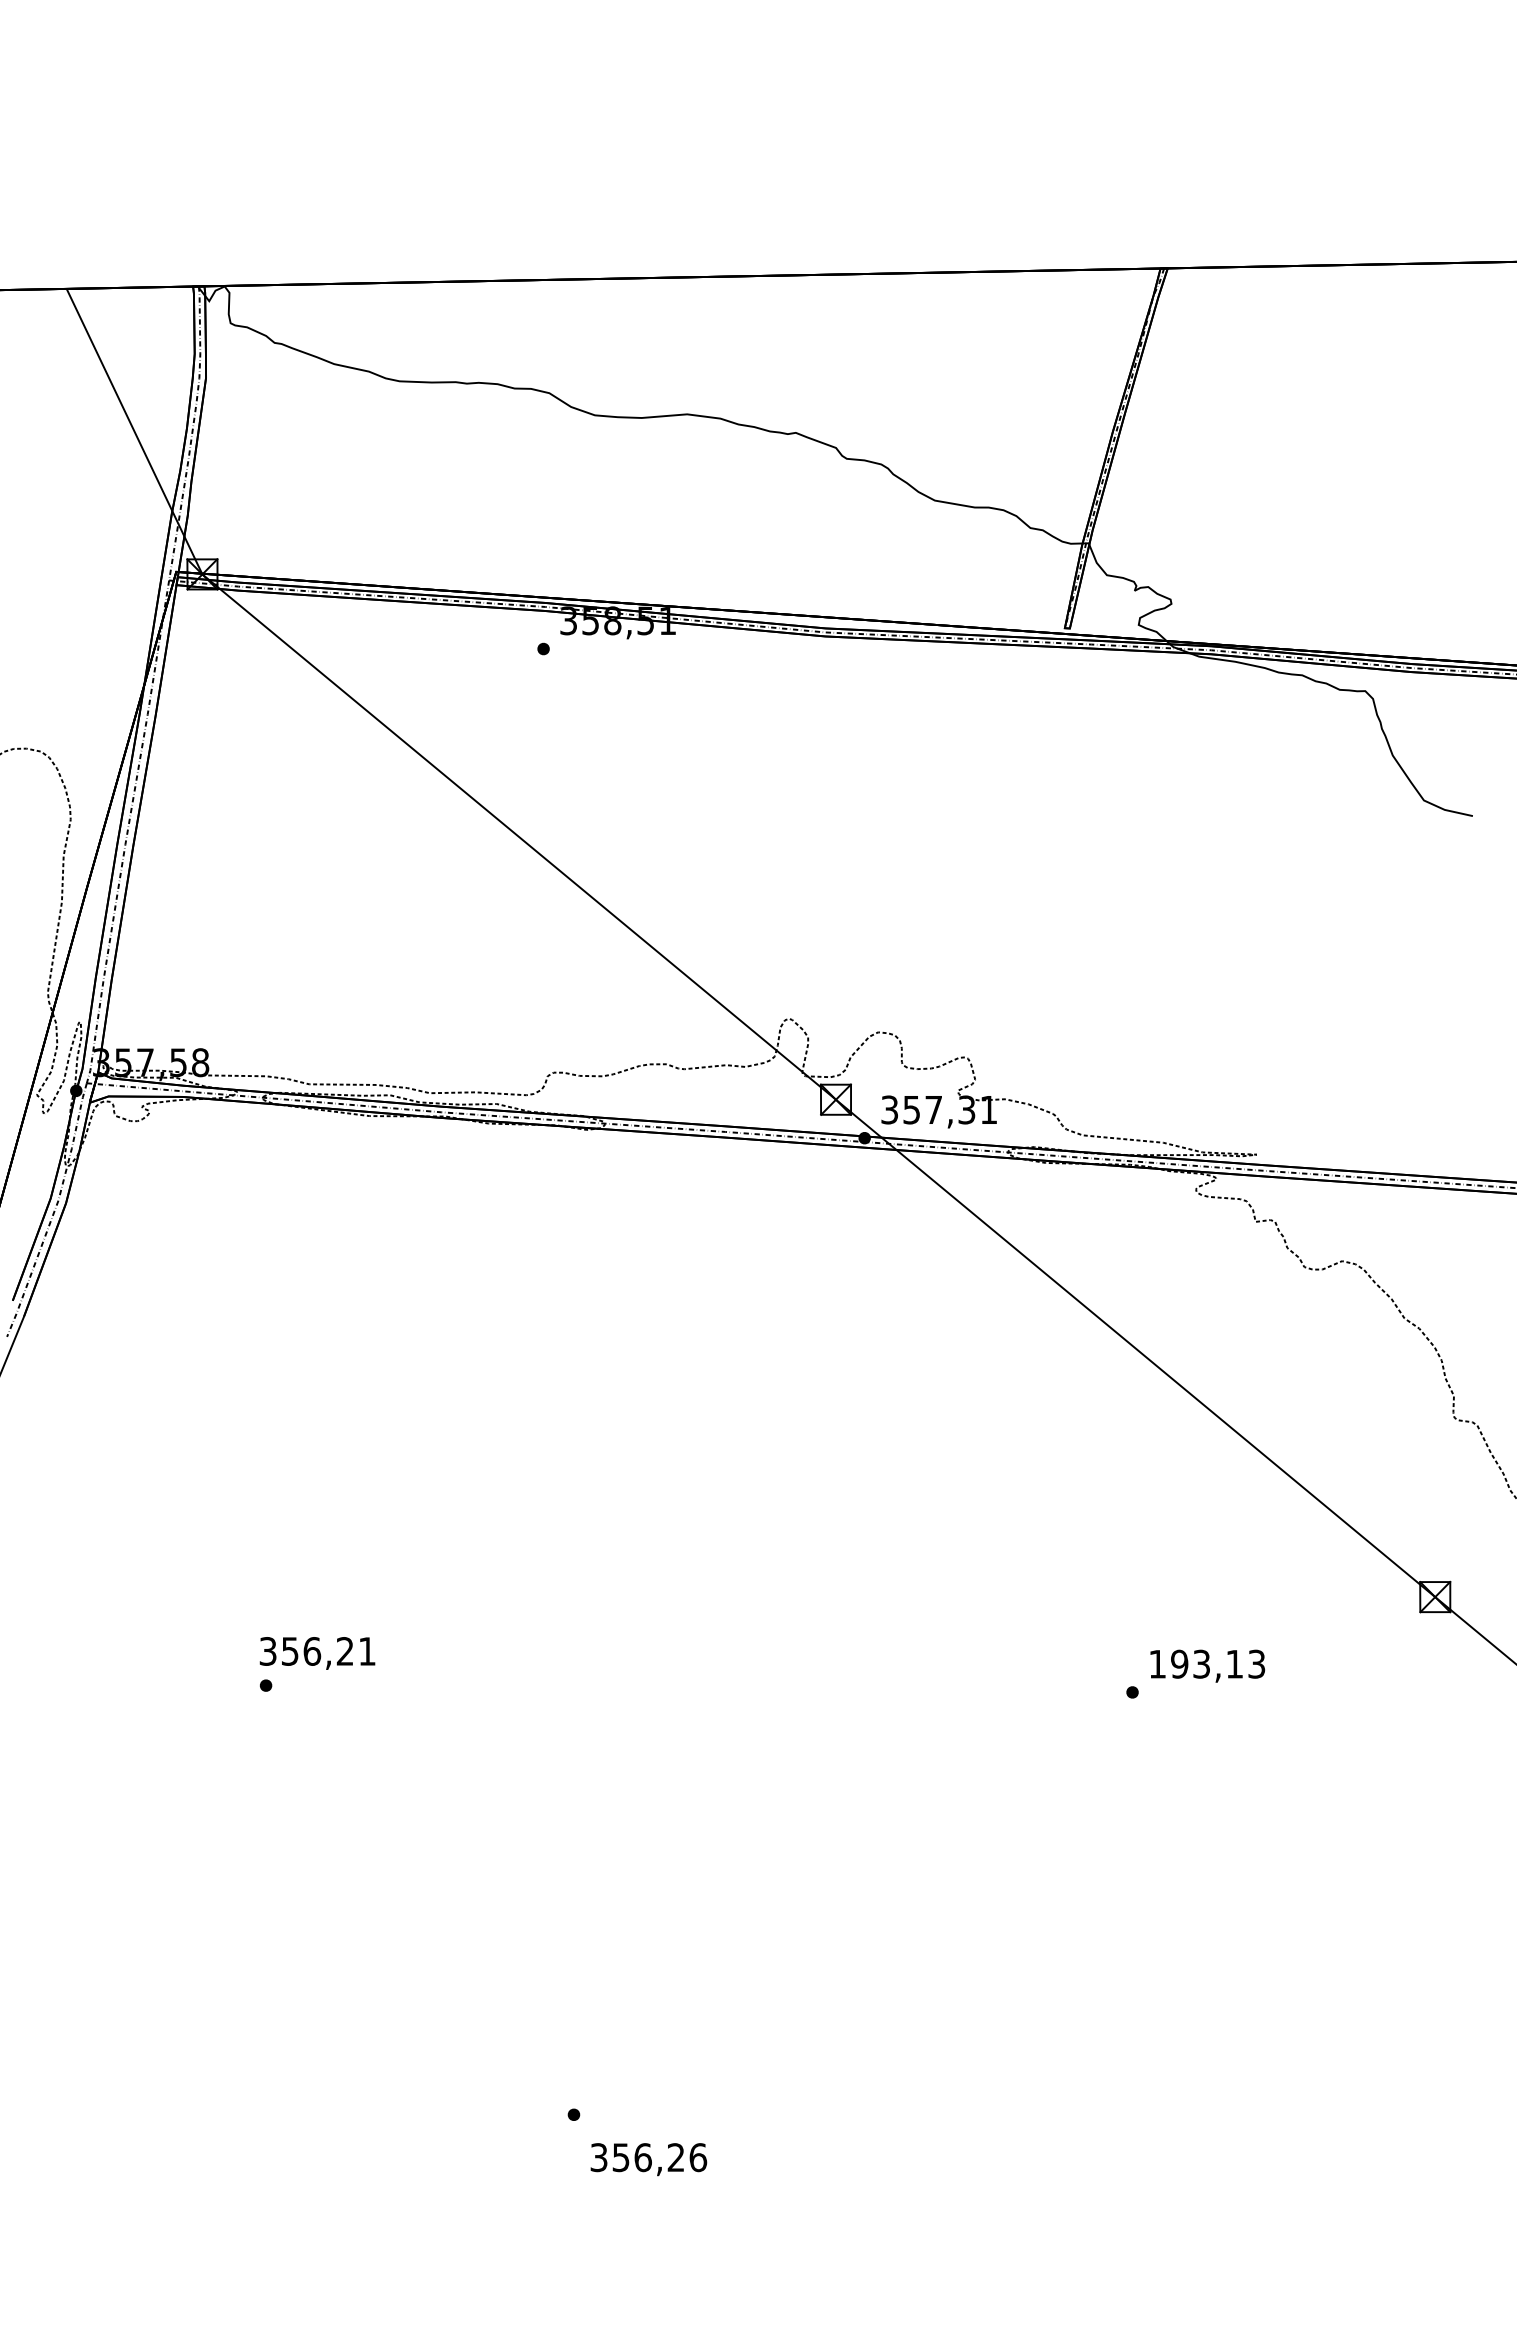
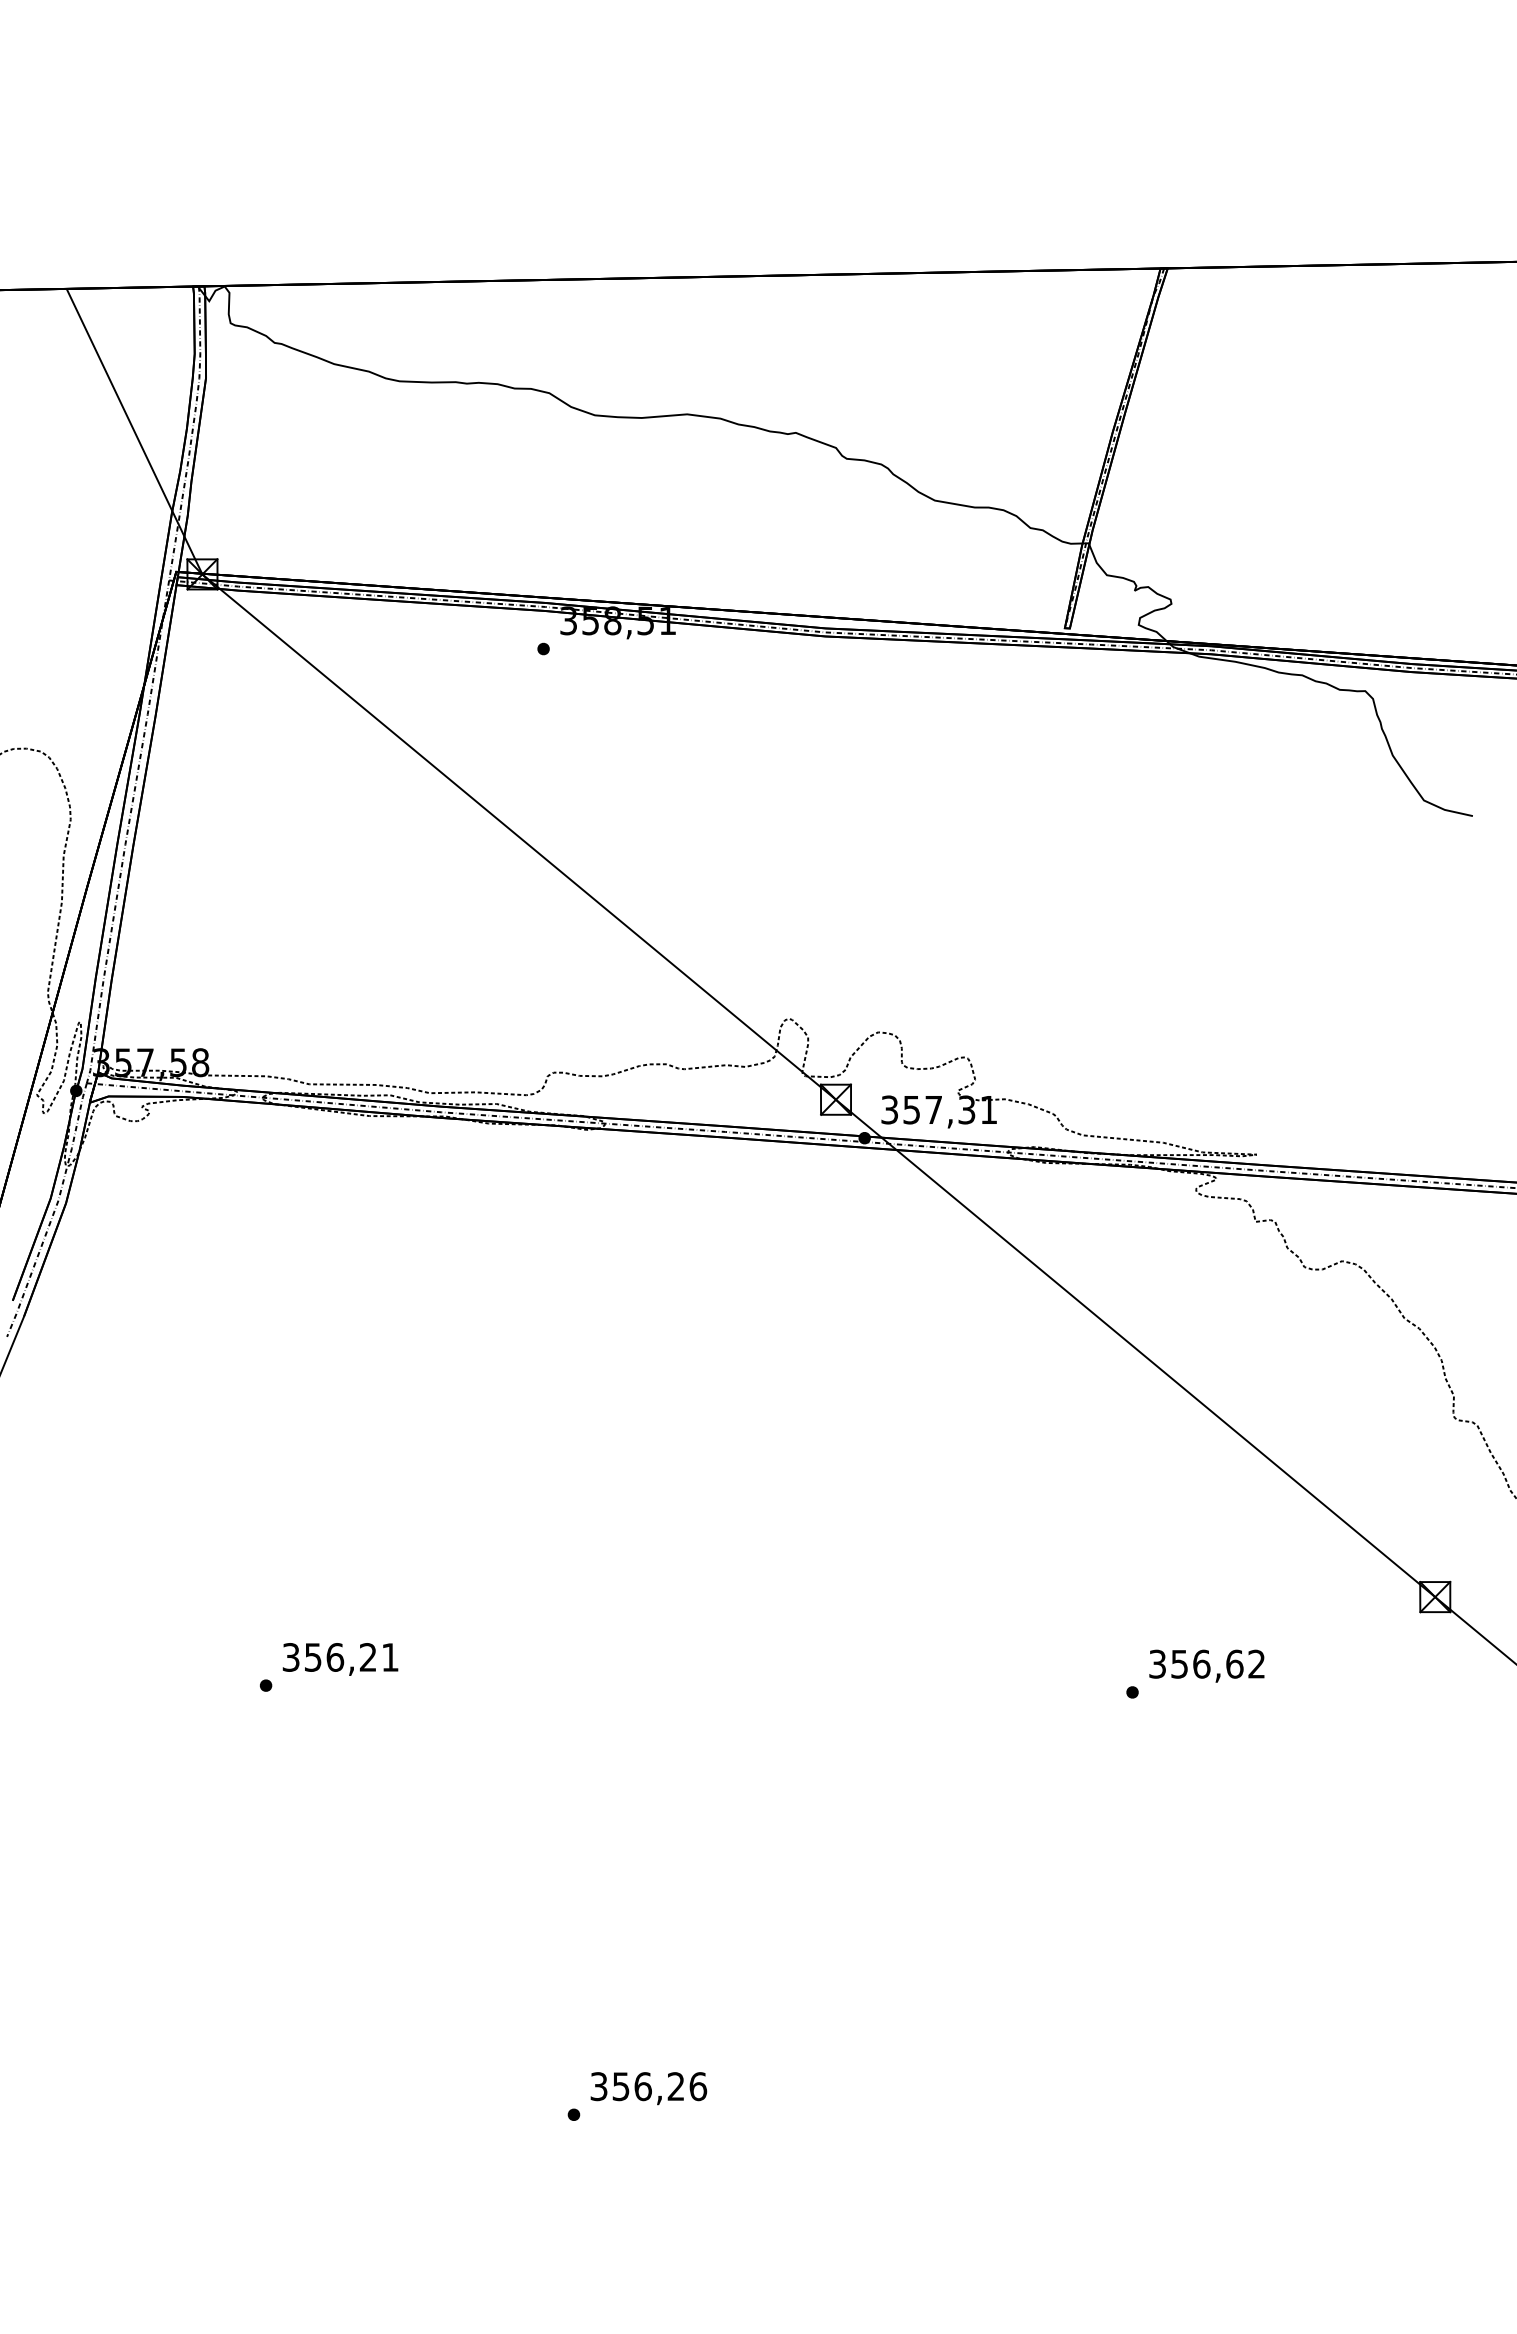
text position: (317, 1653) -> (340, 1659) (340, 1659)
text: 193,13 -> 356,62 (1207, 1663)
text position: (648, 2159) -> (648, 2088) (648, 2088)
